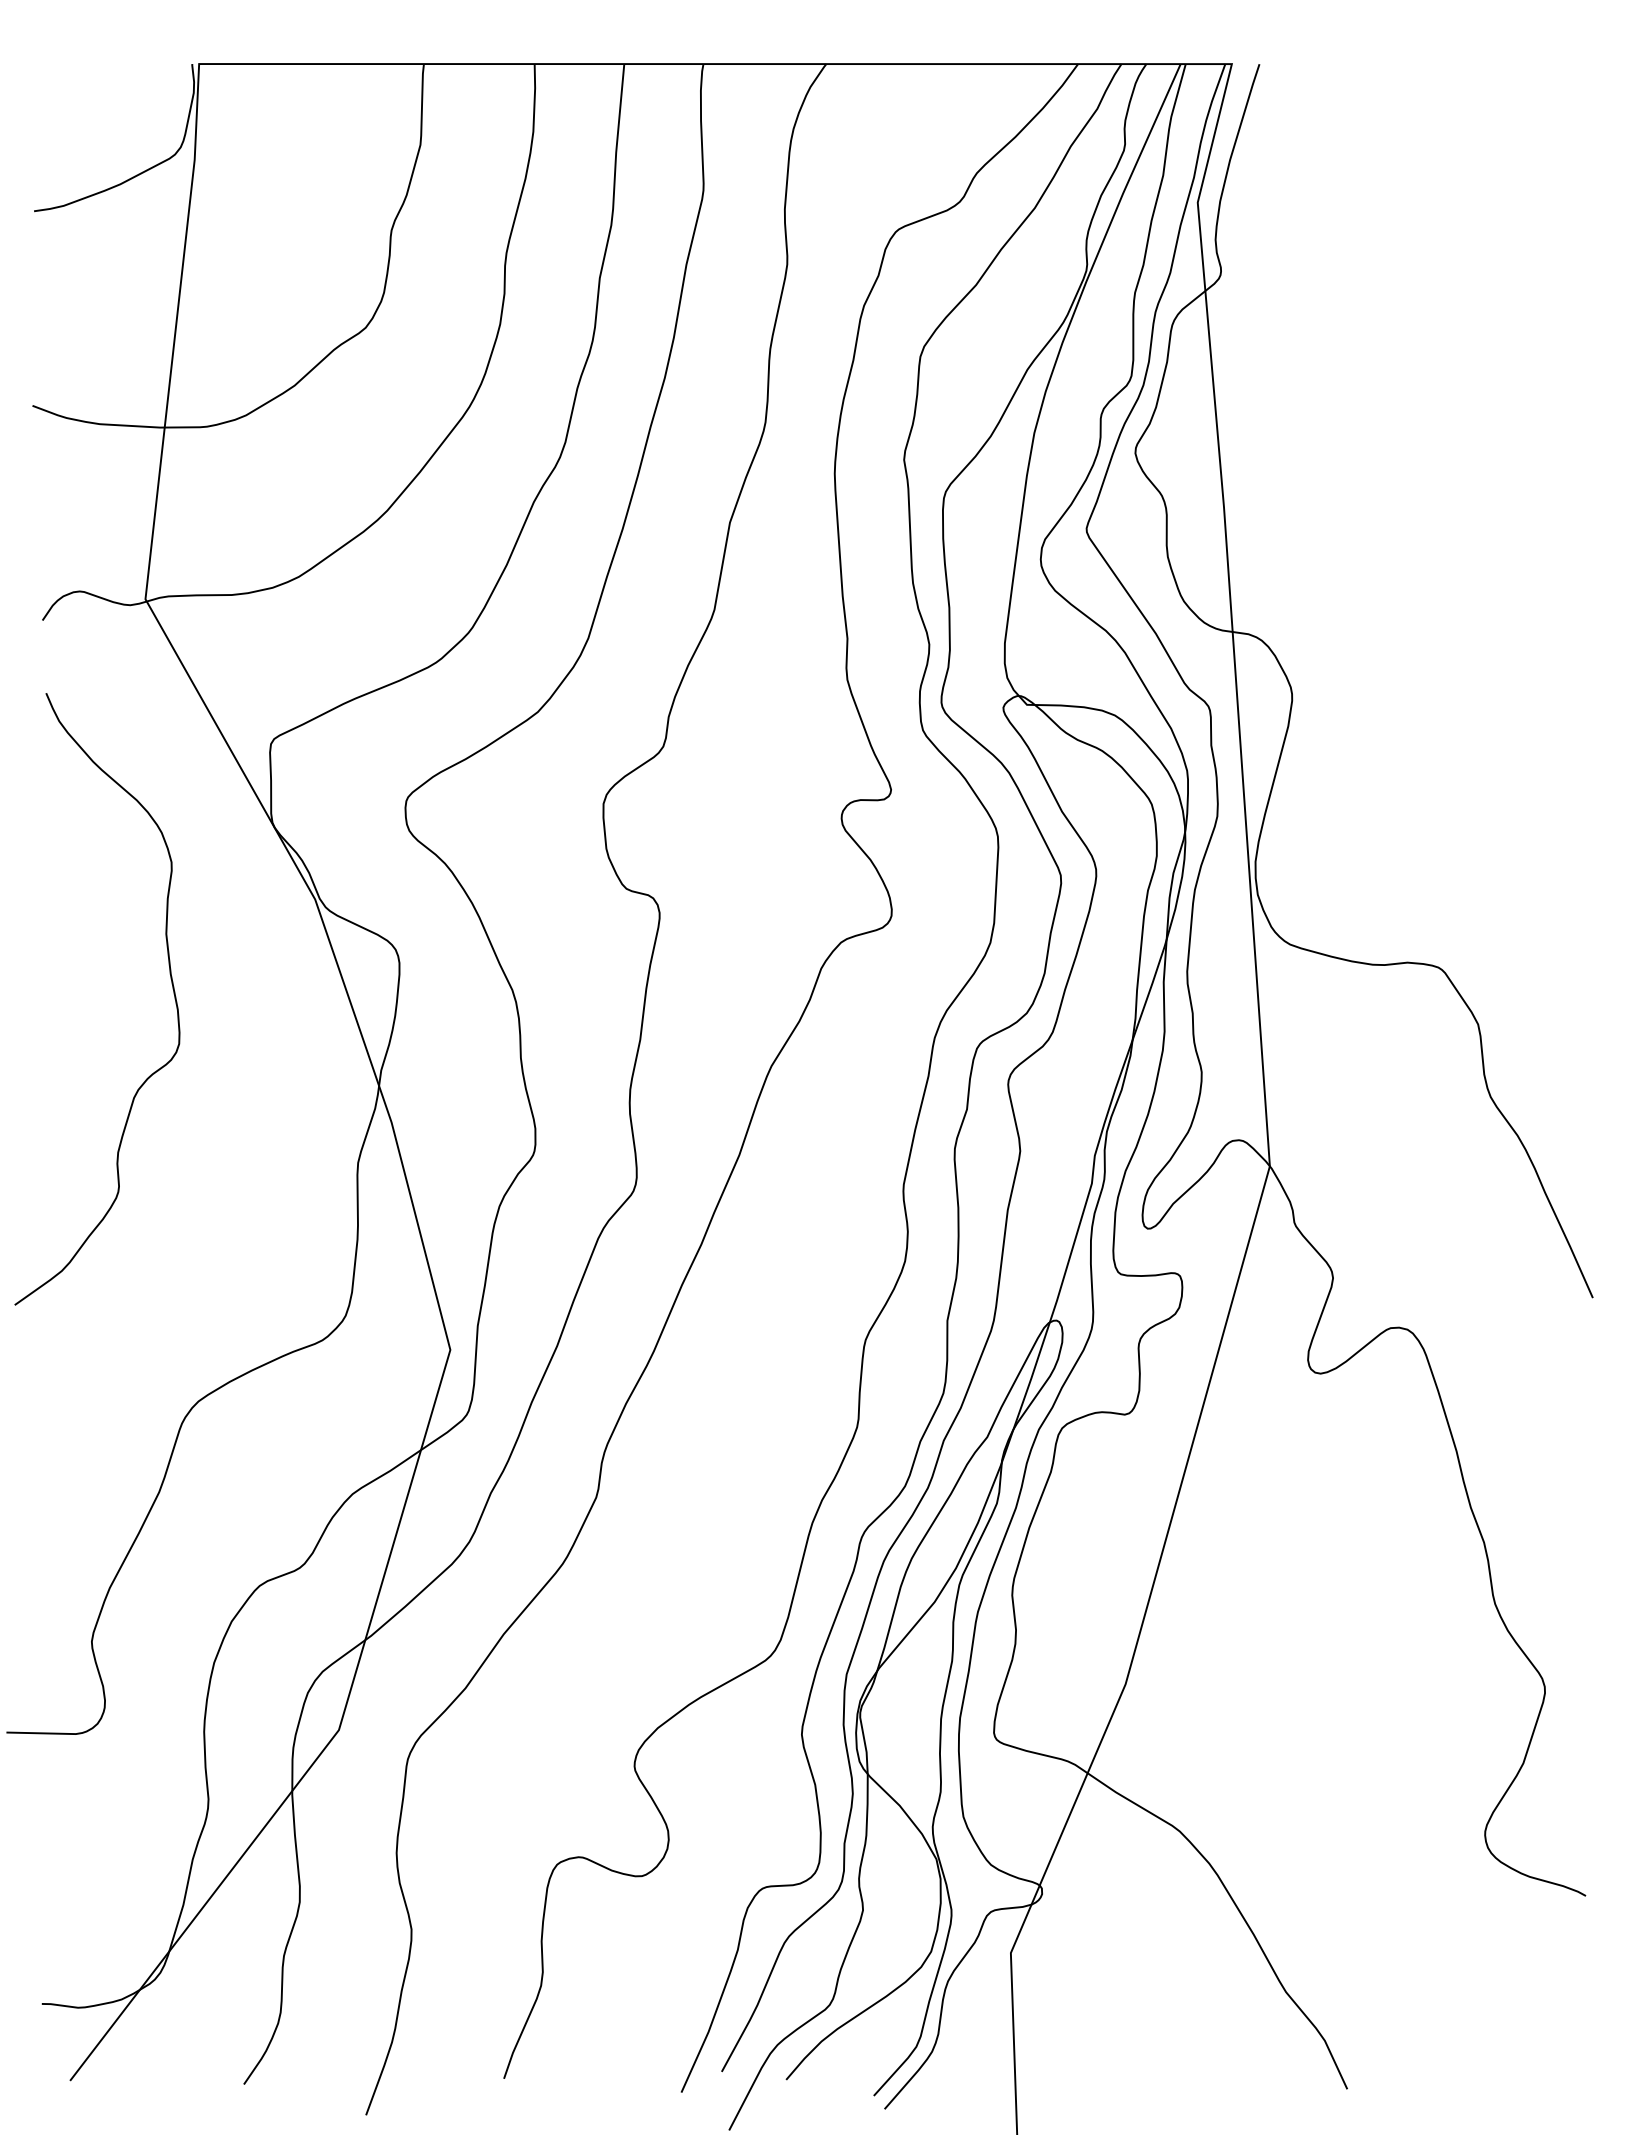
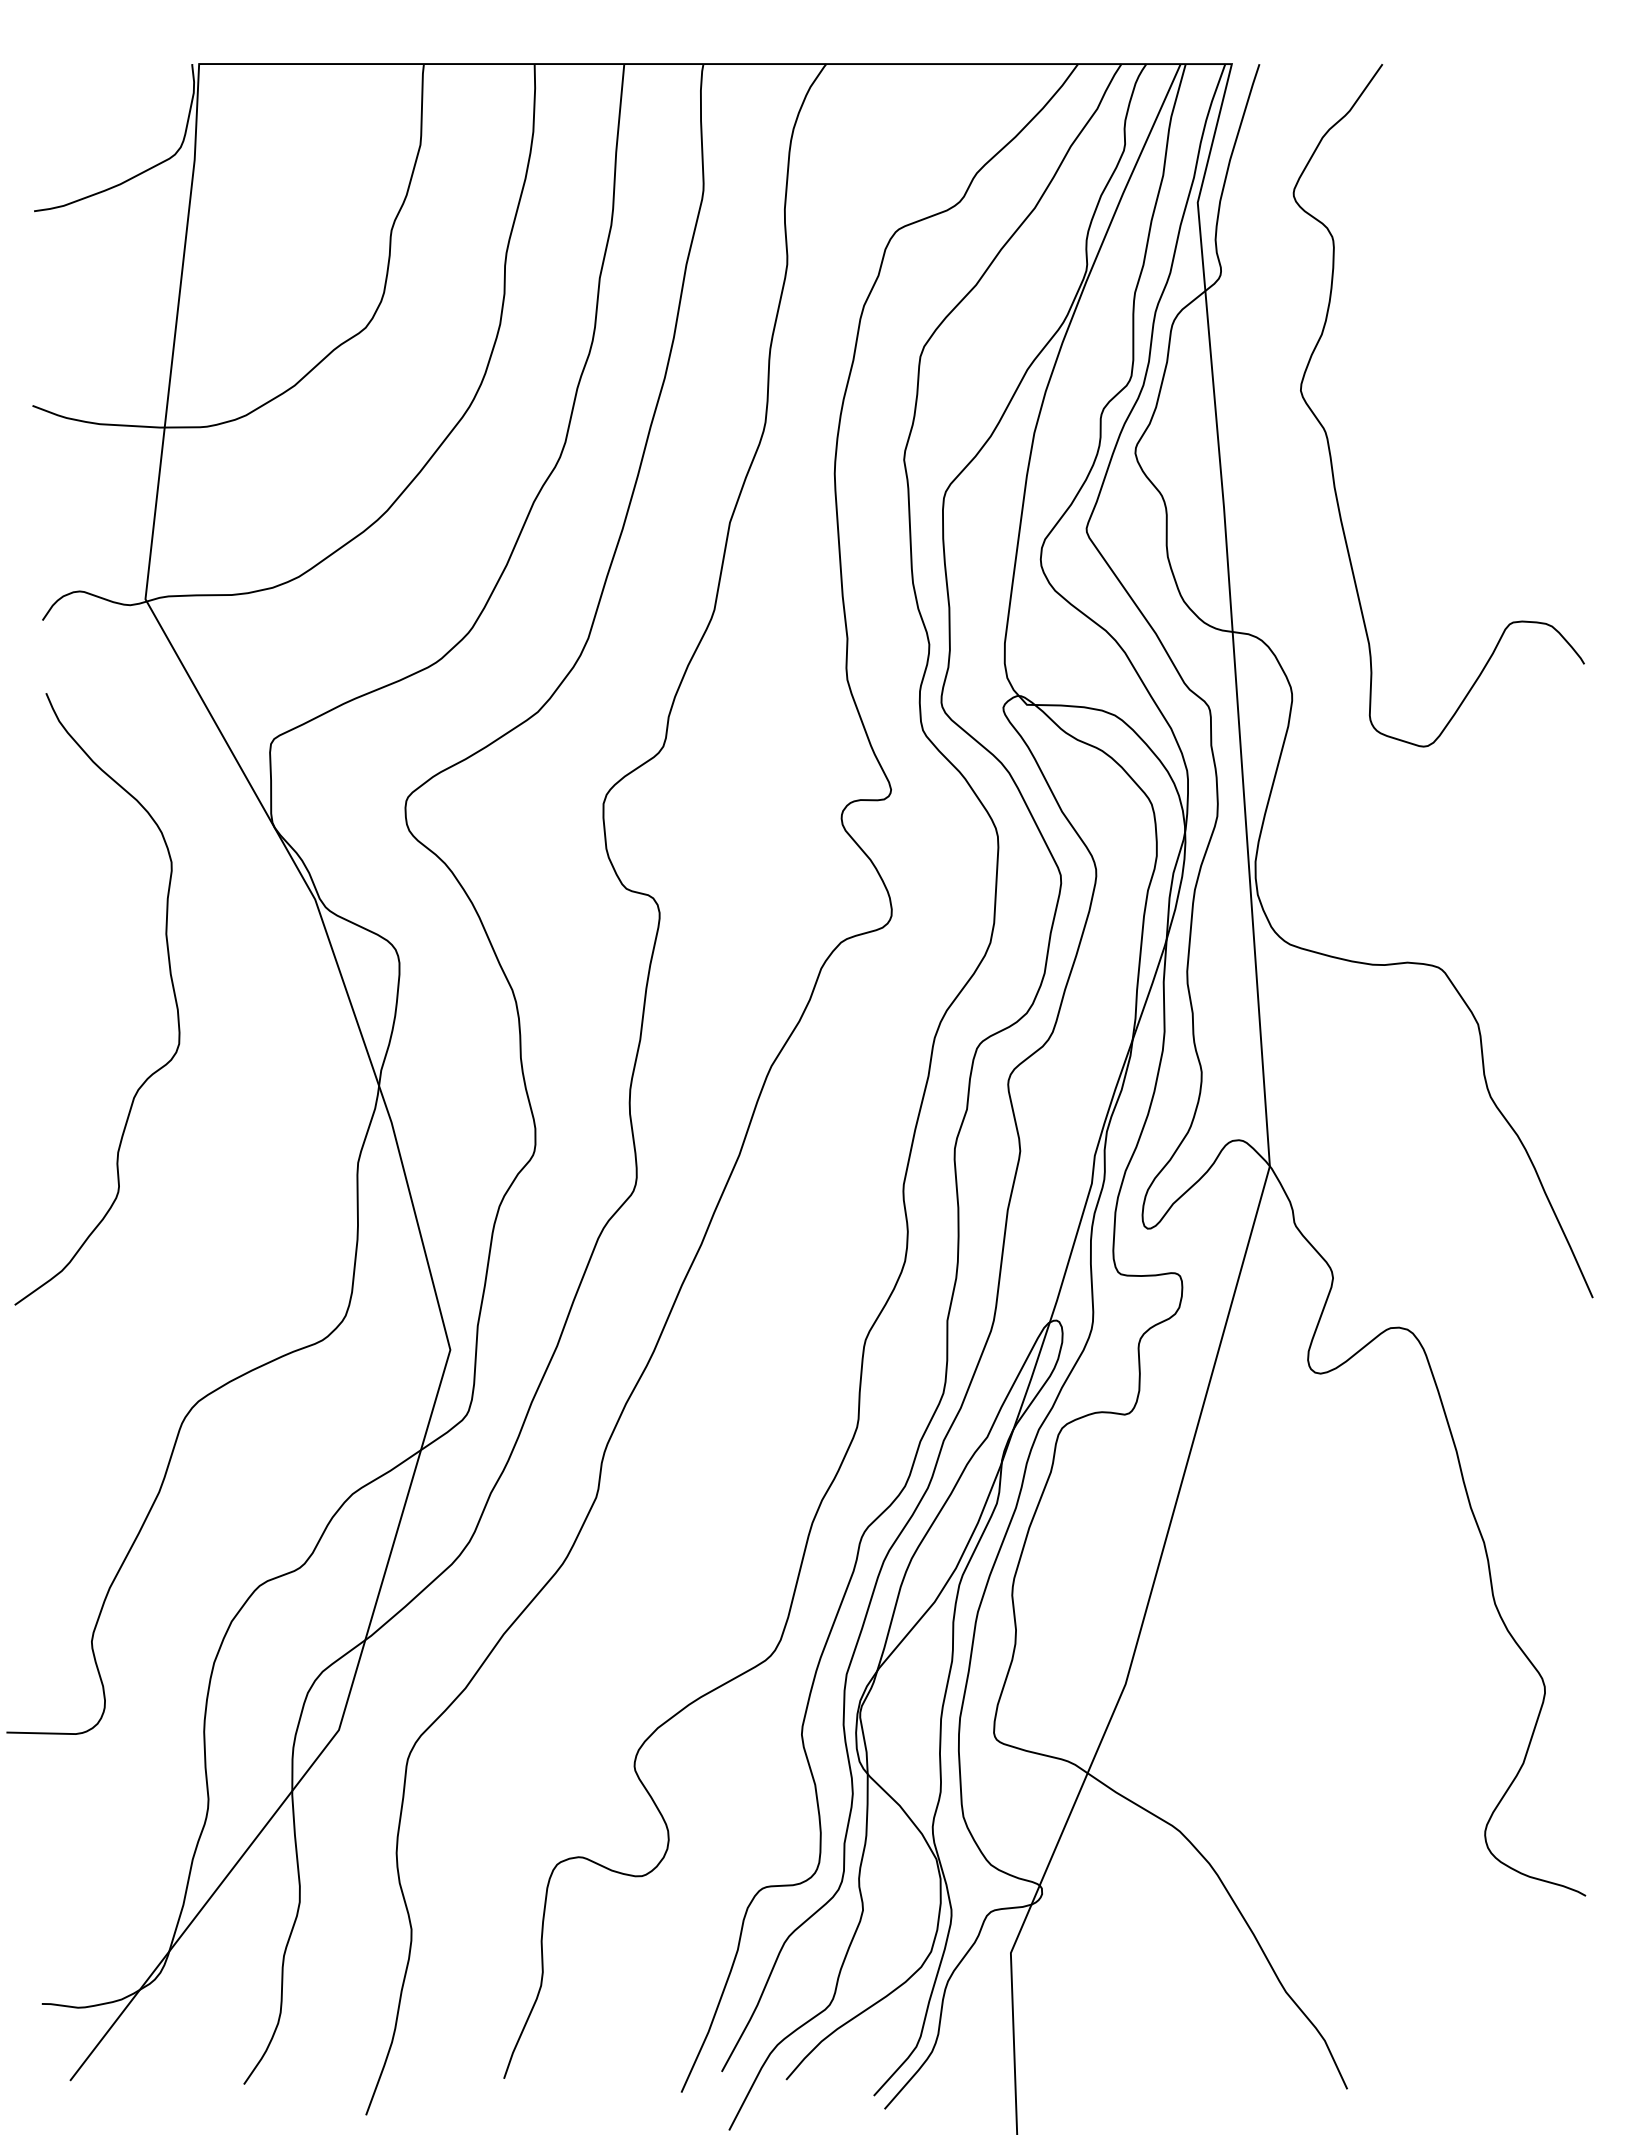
curve: none -> present (1327, 434)
